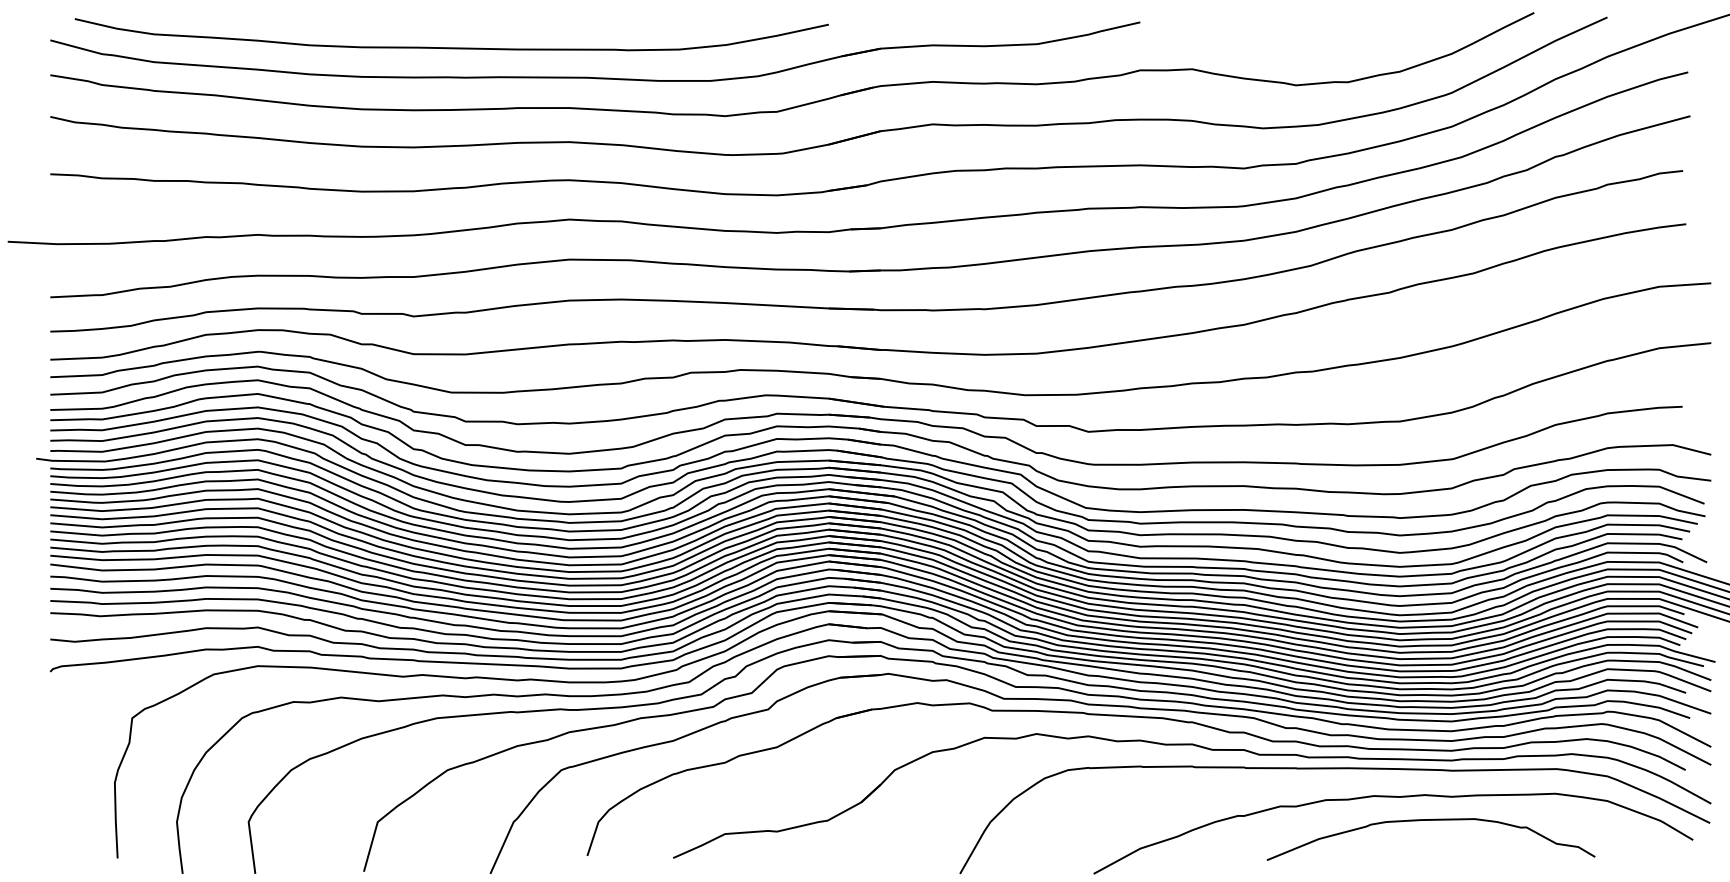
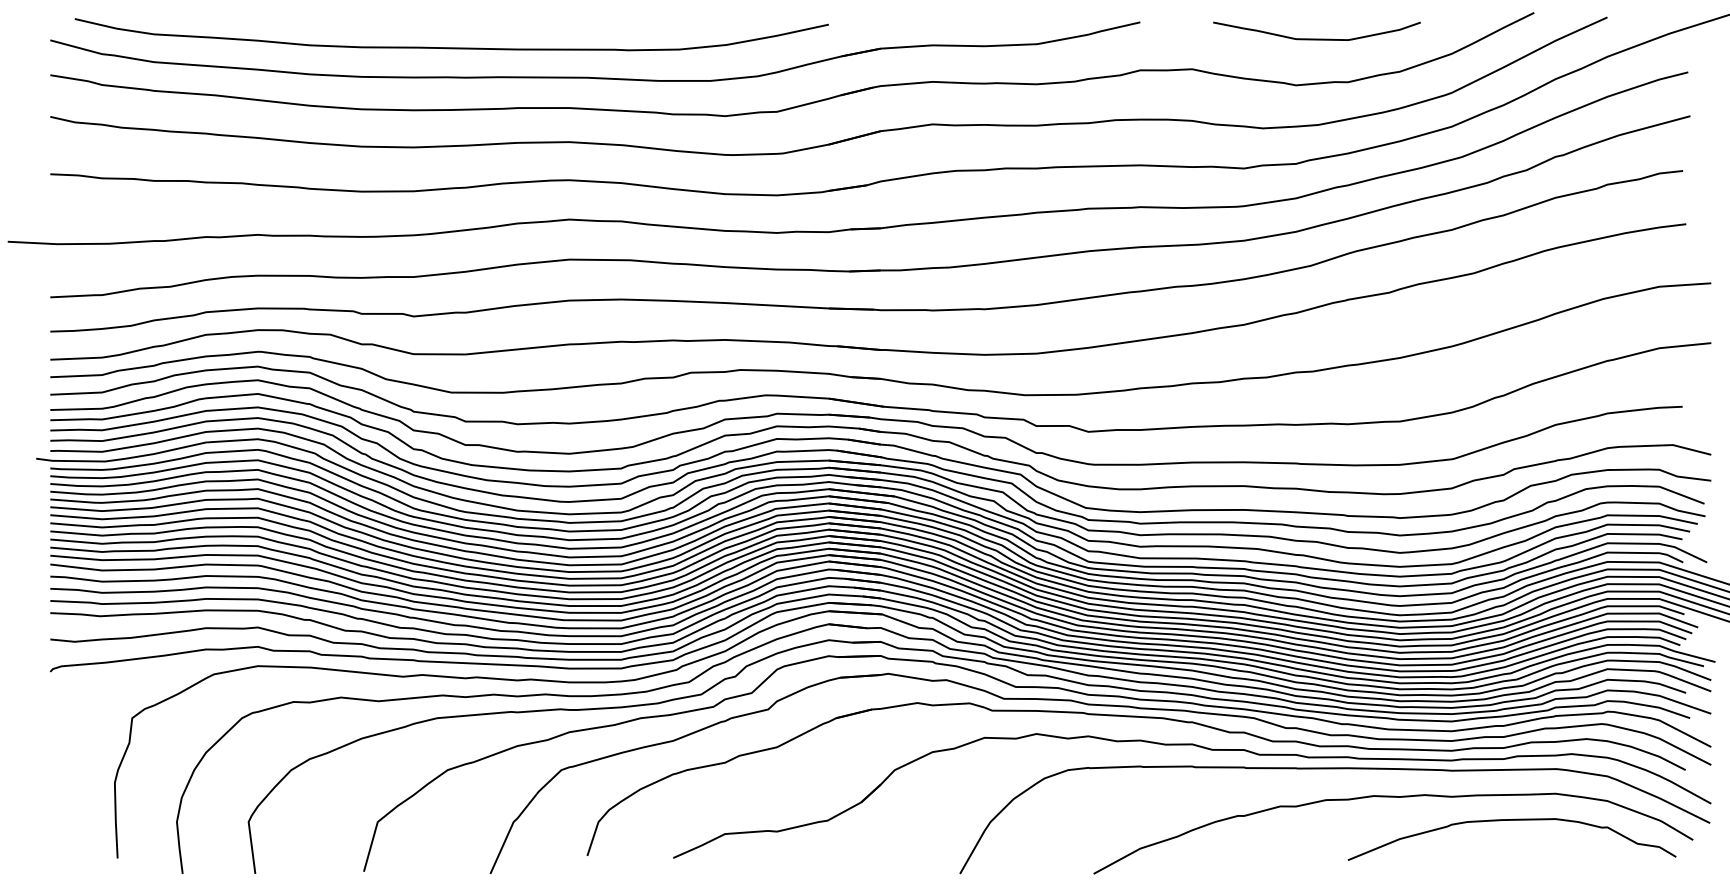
curve: none -> present (1316, 38)
curve position: (1430, 820) -> (1511, 820) (1511, 820)
